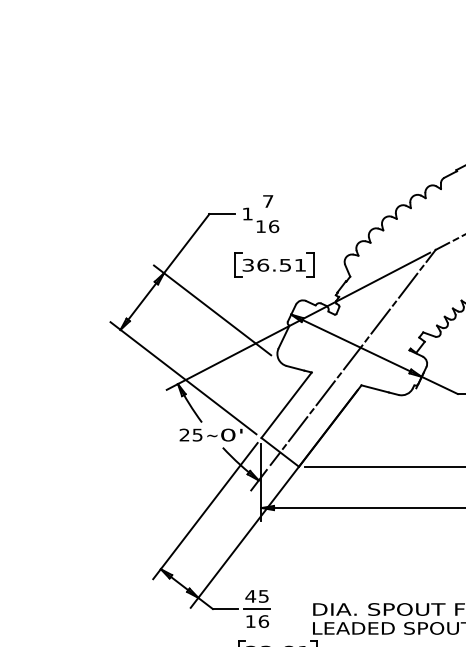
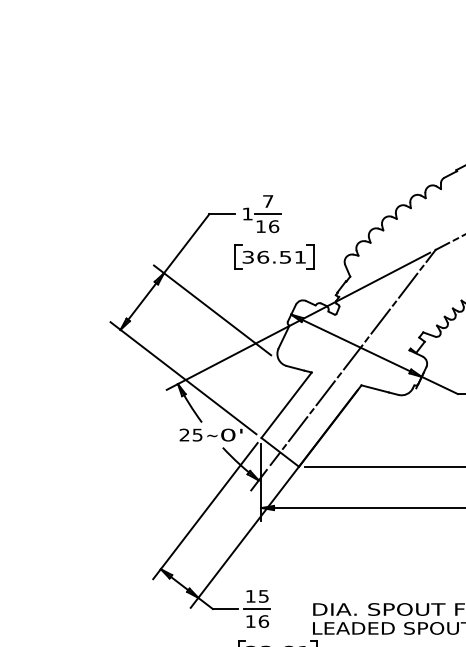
line: none -> present (267, 214)
part position: (274, 264) -> (274, 256) (274, 256)
text: 45 -> 15 (250, 596)
